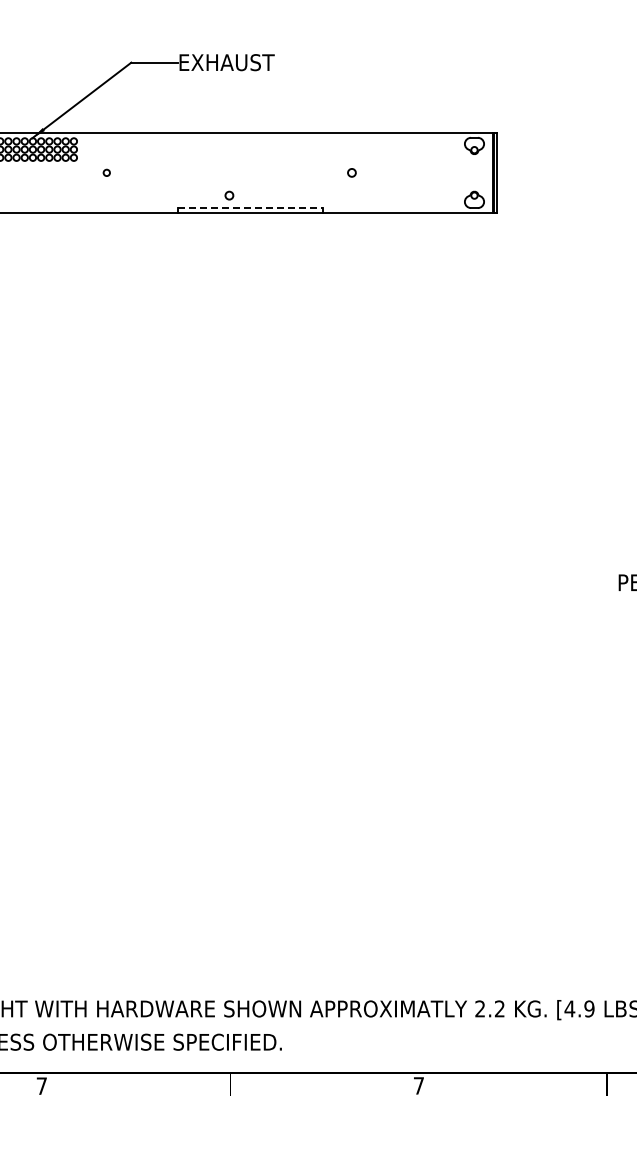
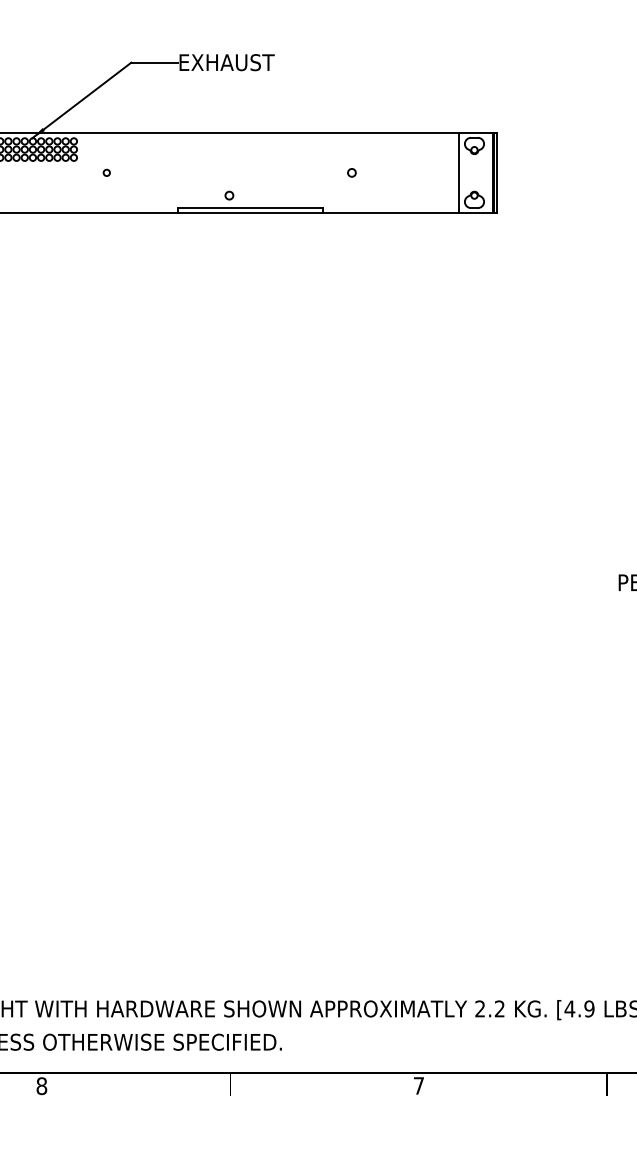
line: none -> present (459, 172)
line: dashed -> solid (250, 208)
text: 7 -> 8 (41, 1086)
